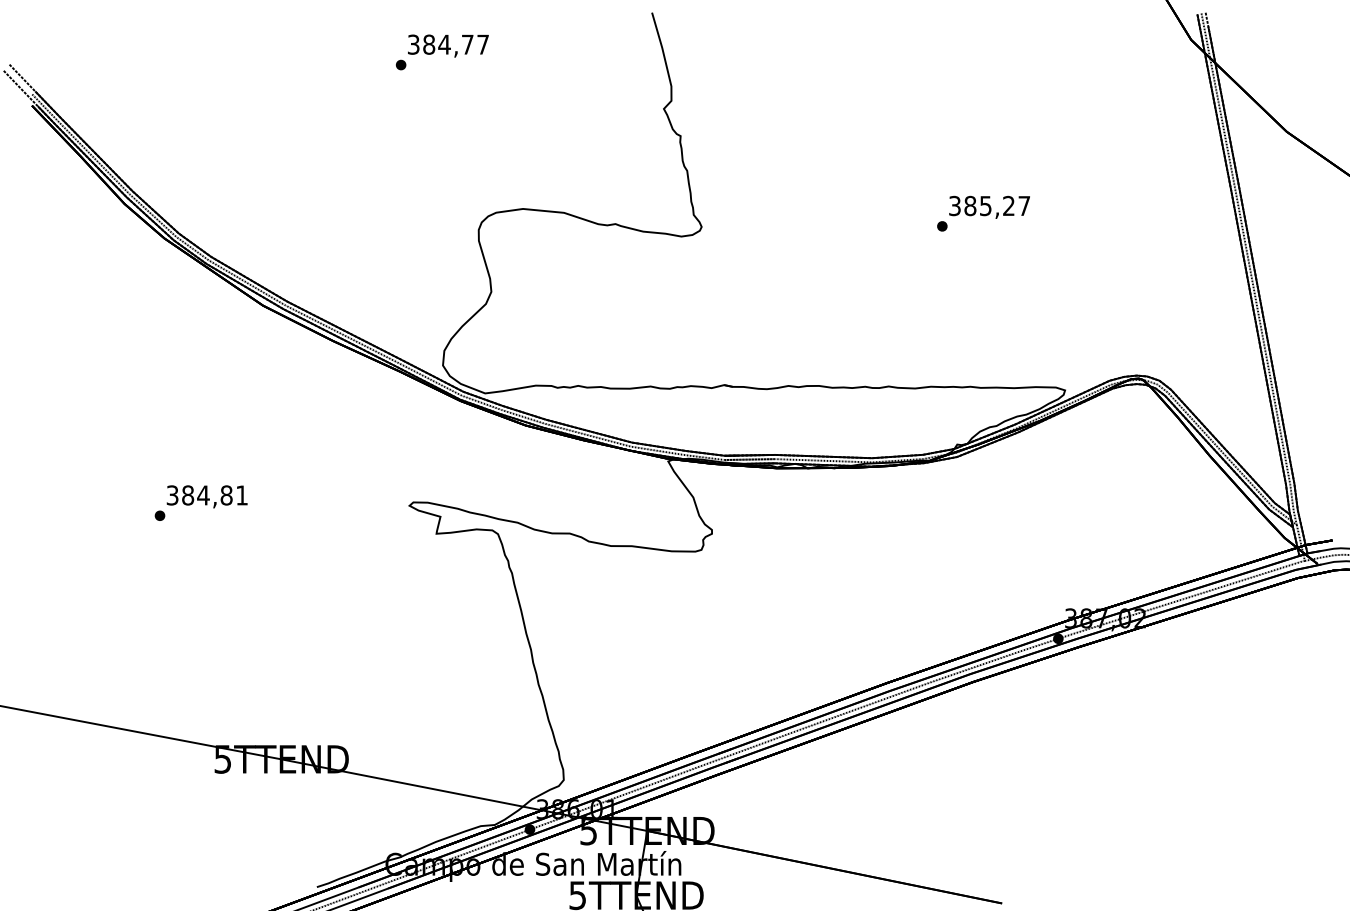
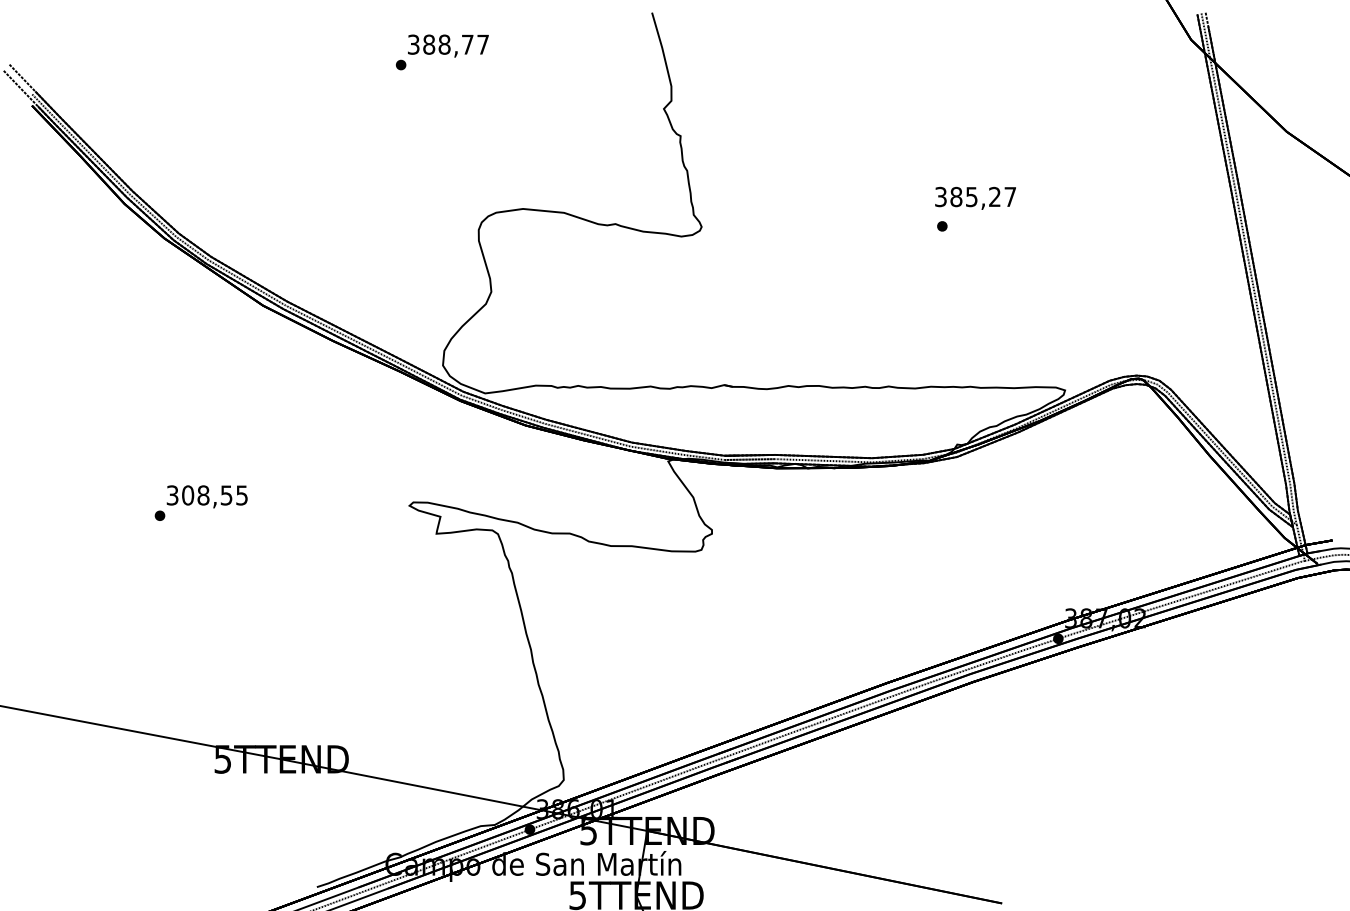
text: 384,77 -> 388,77 (444, 44)
text position: (989, 206) -> (975, 197) (975, 197)
text: 384,81 -> 308,55 (214, 495)
